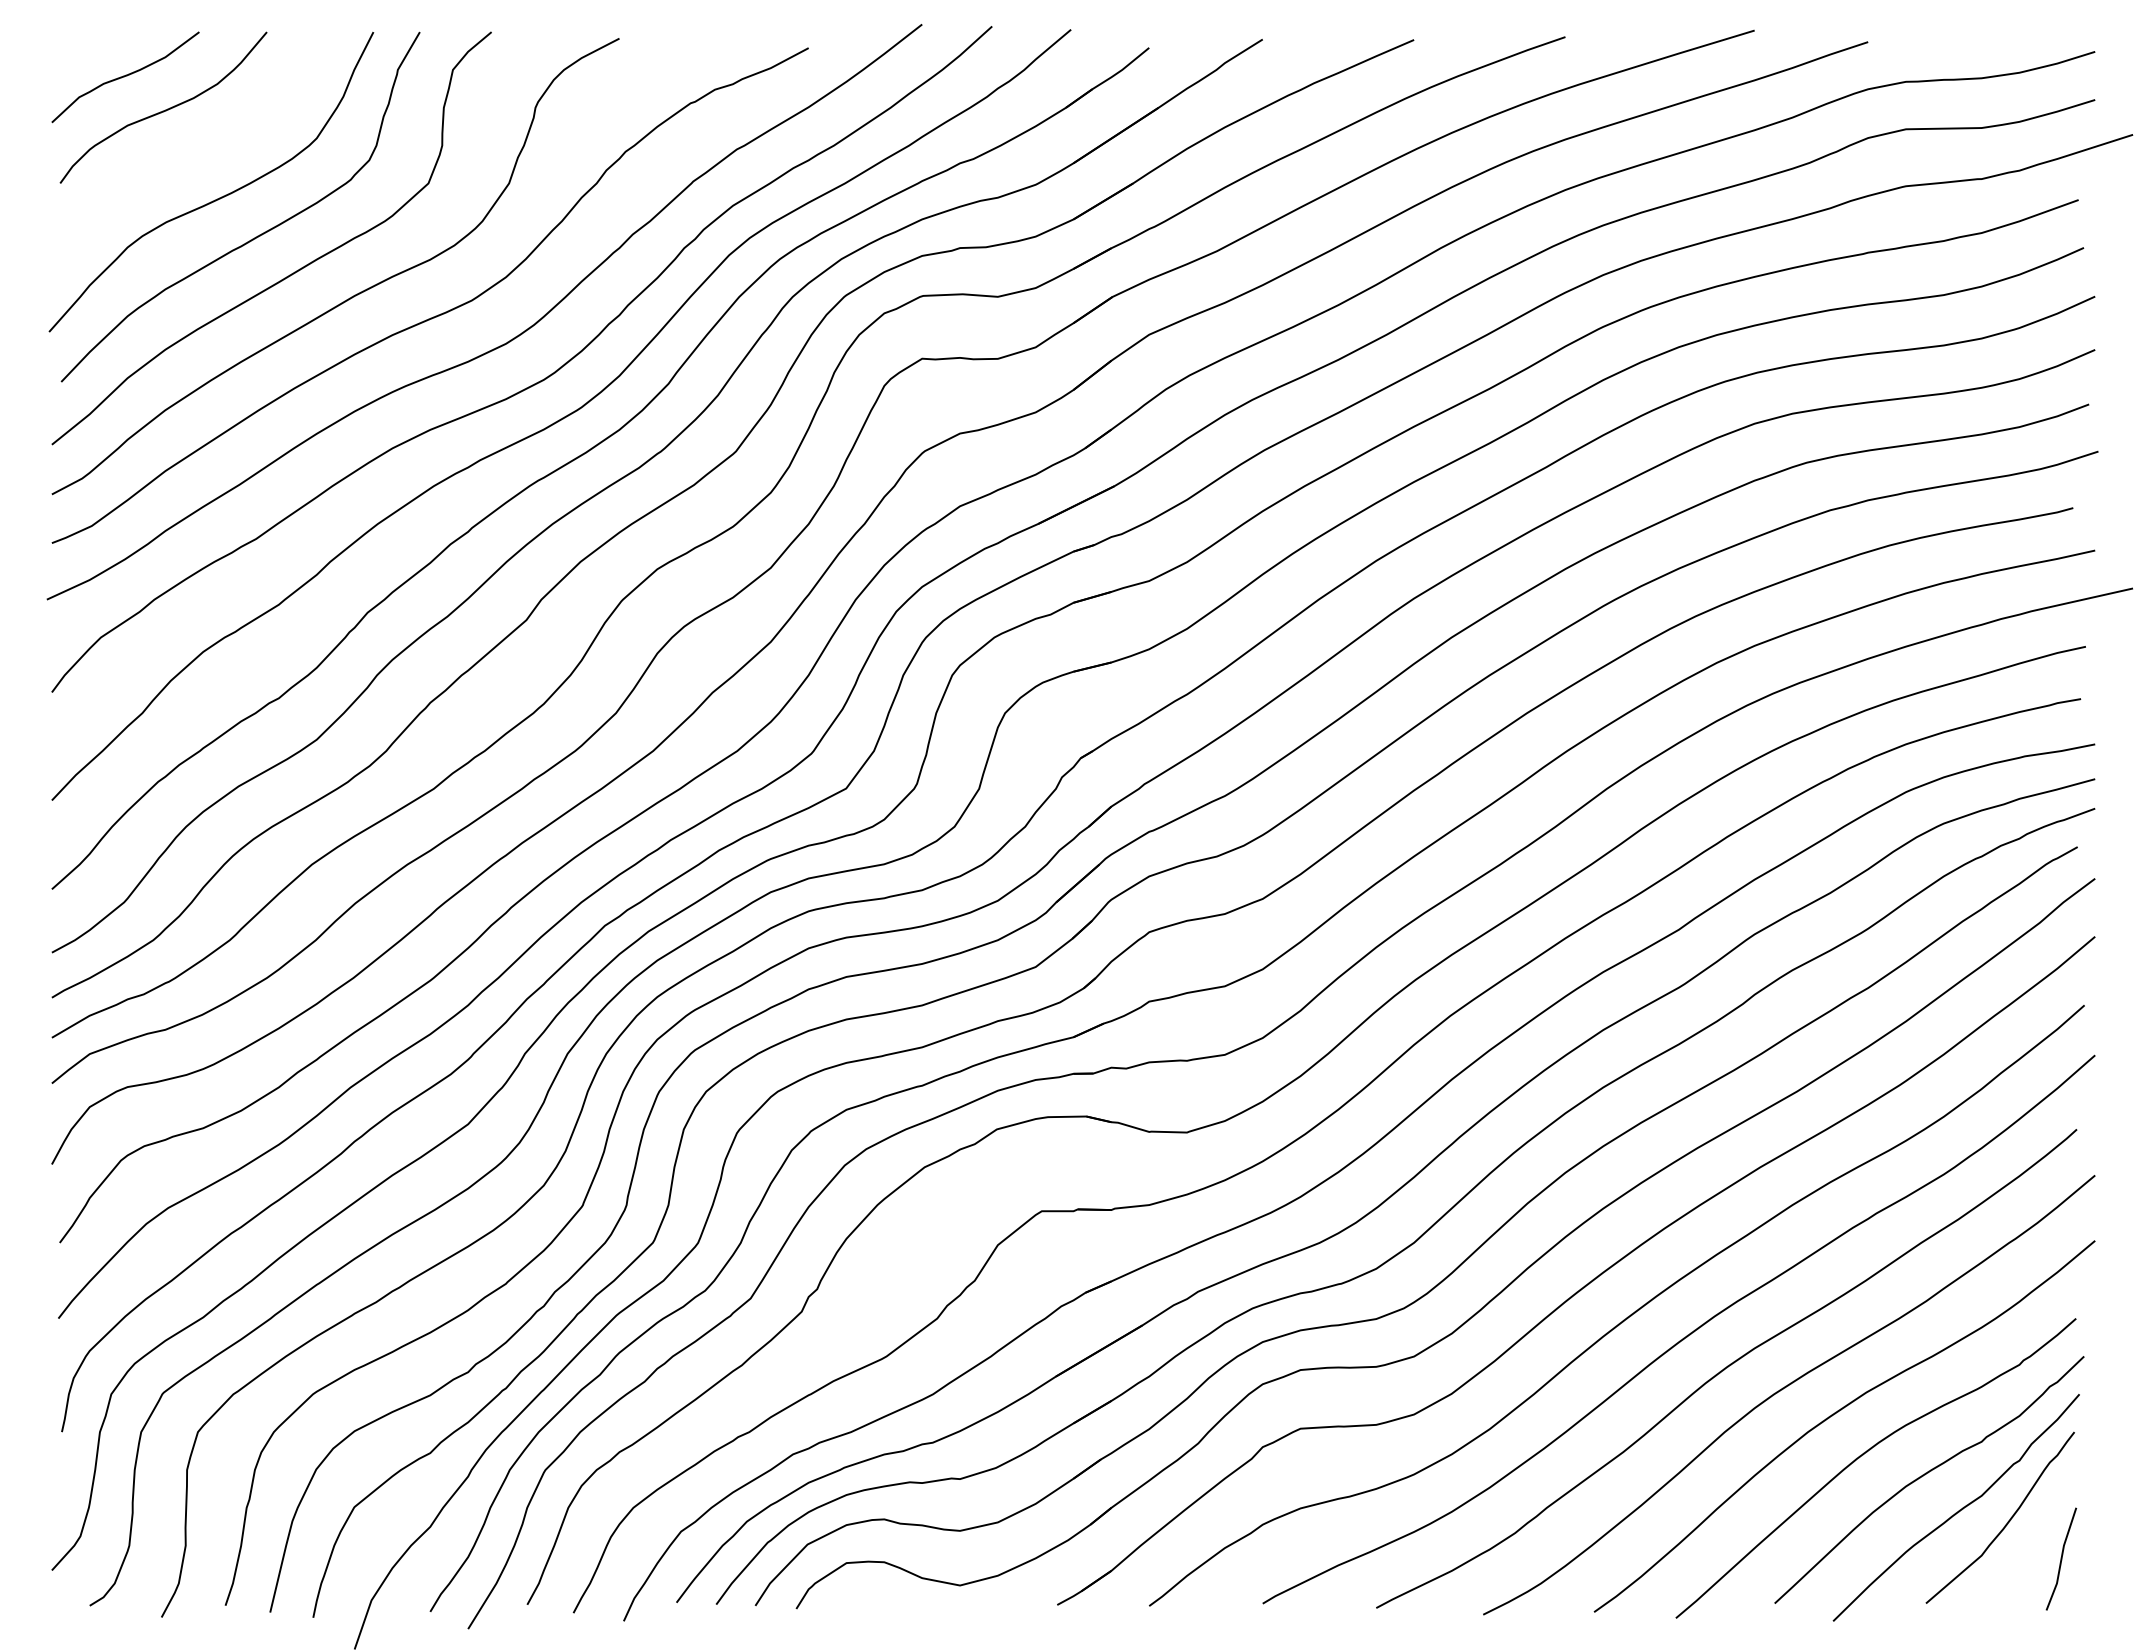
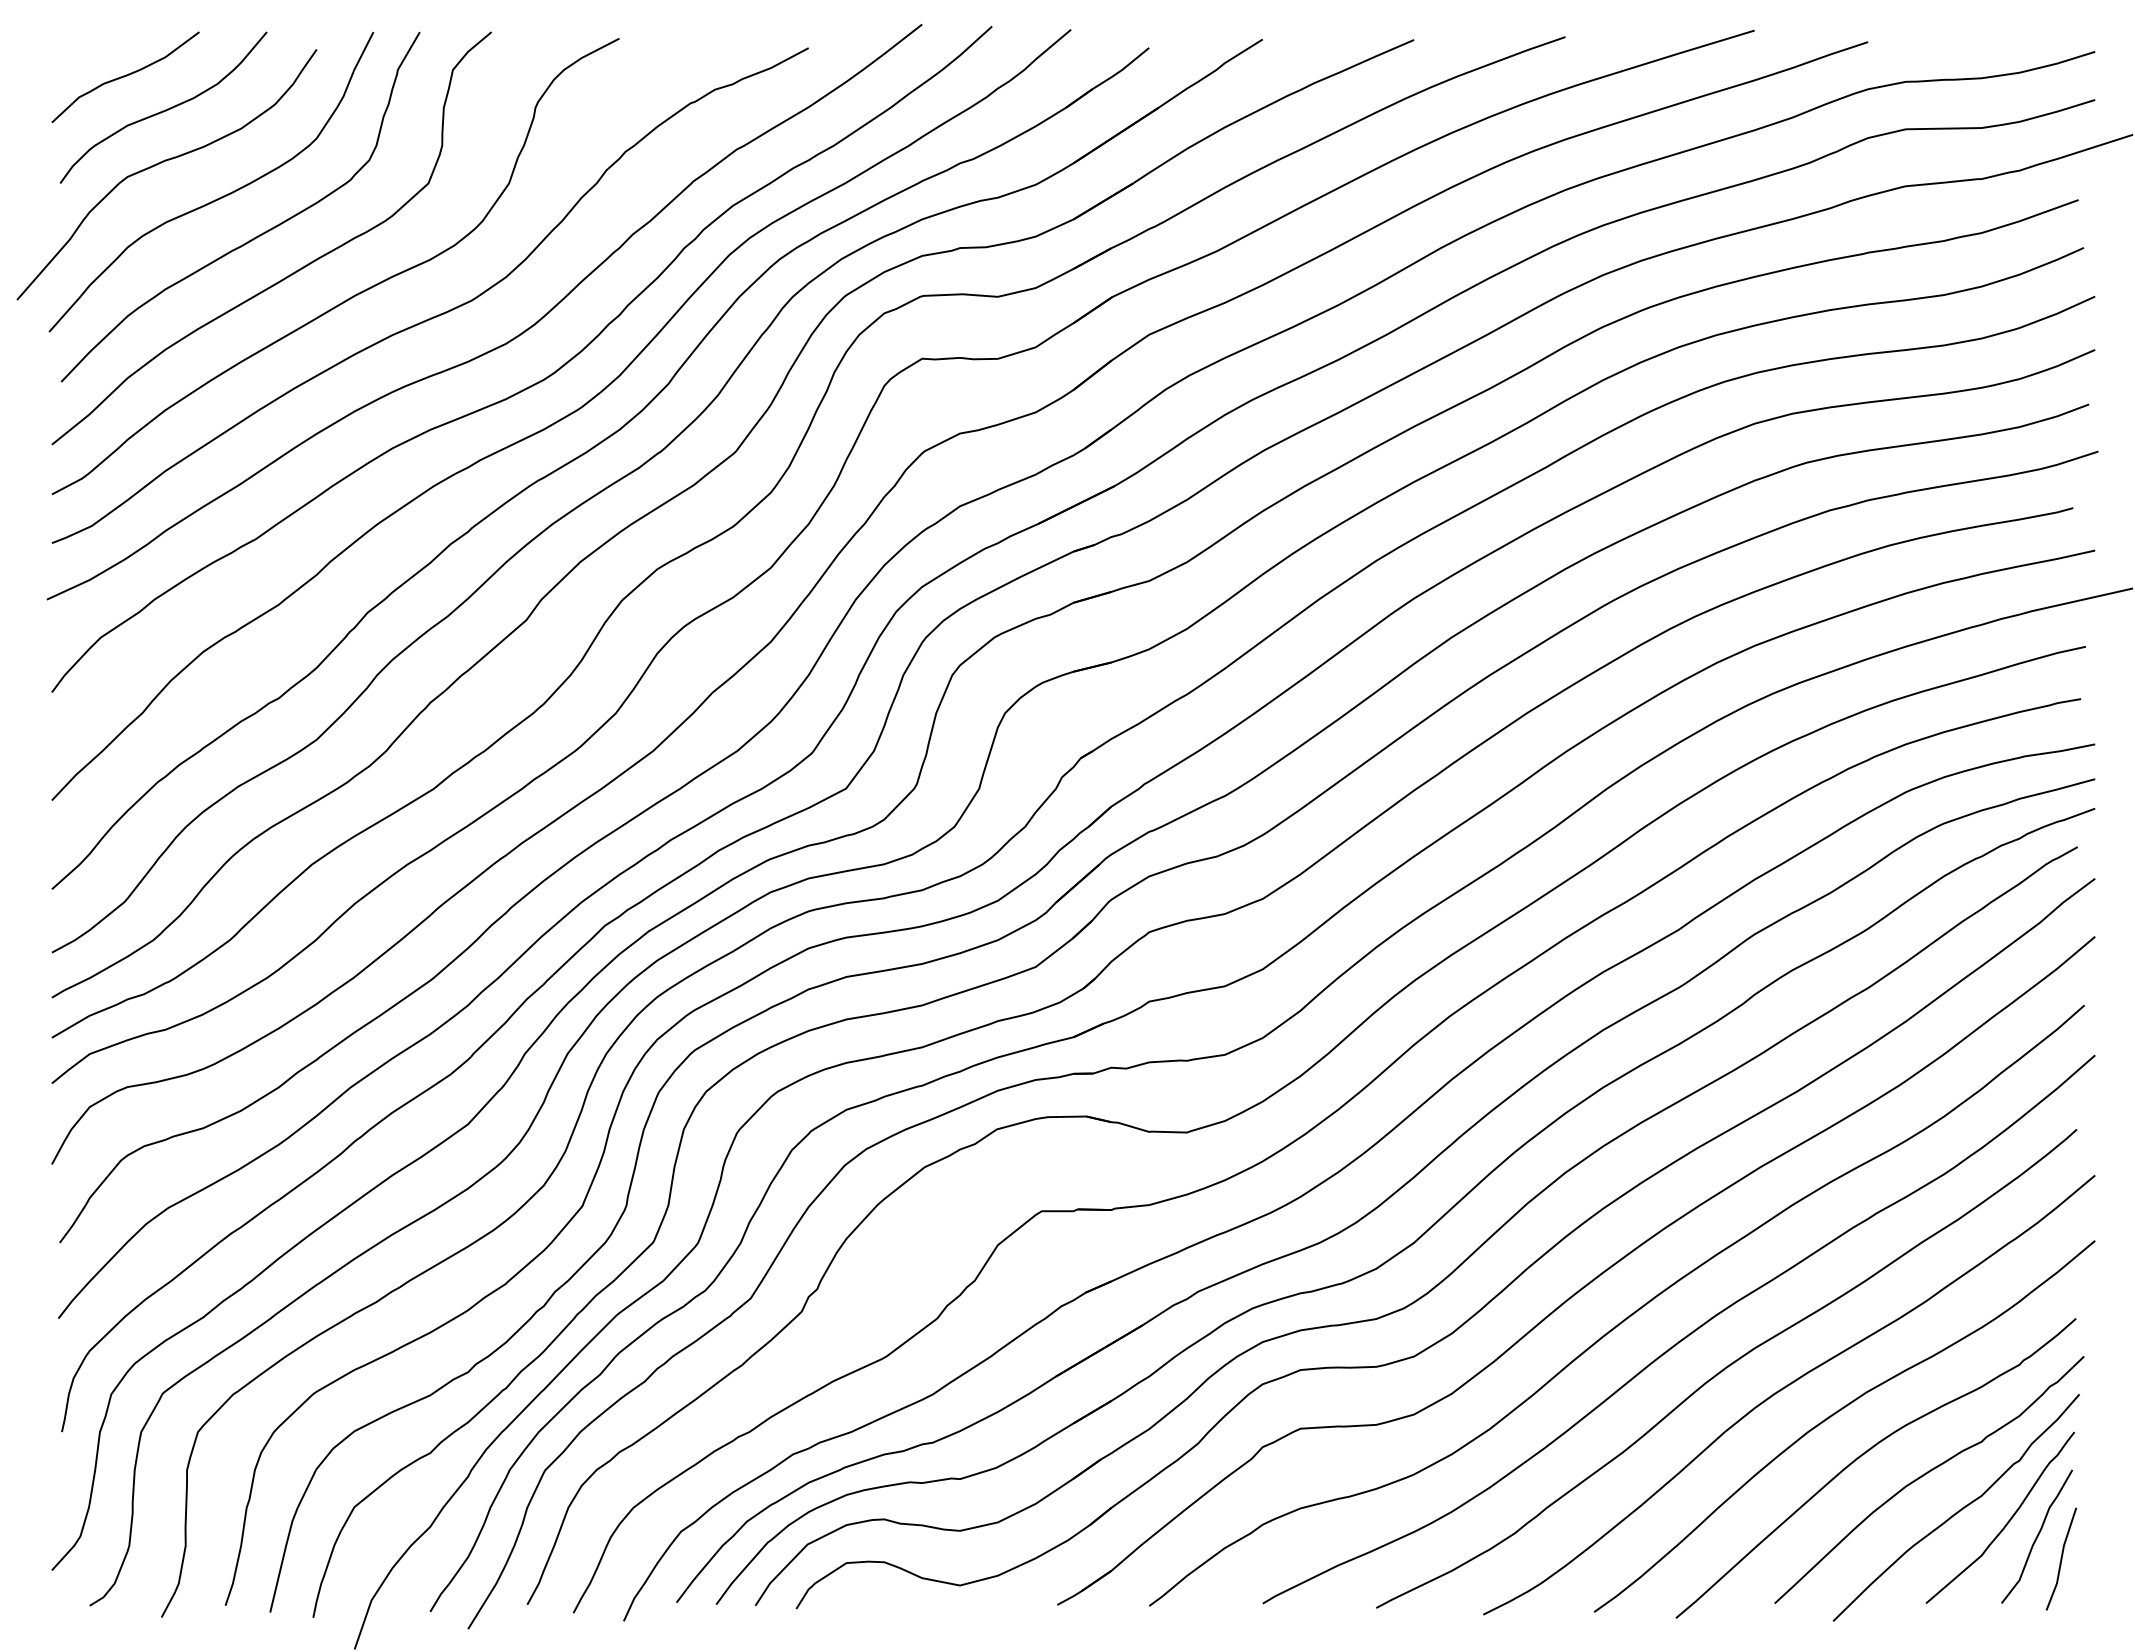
curve: none -> present (161, 163)
curve: none -> present (2036, 1536)
